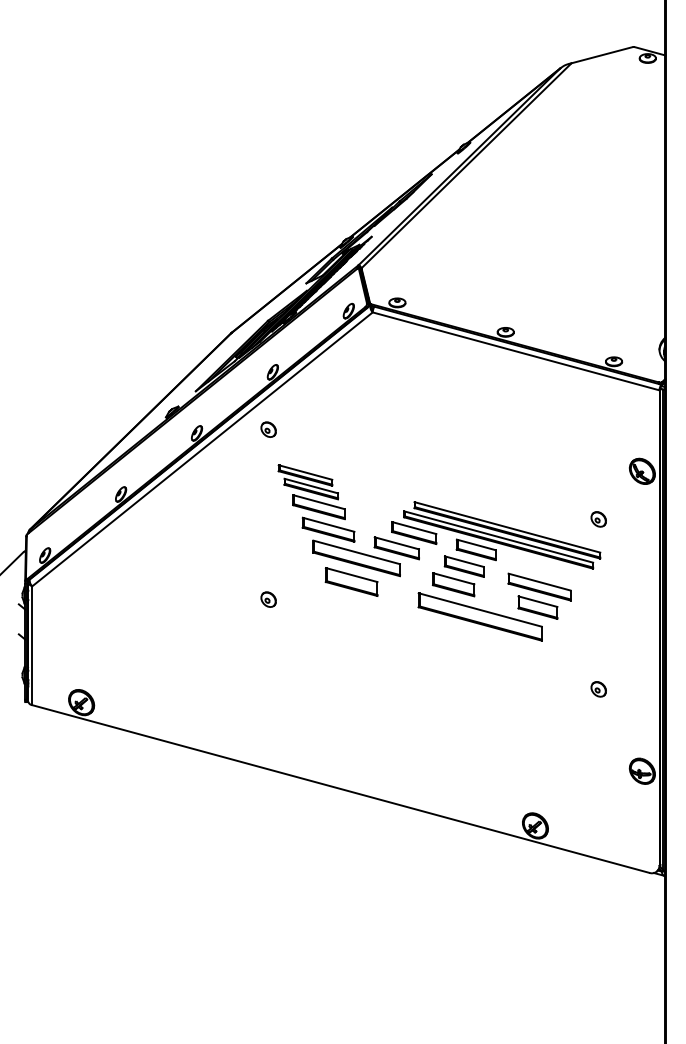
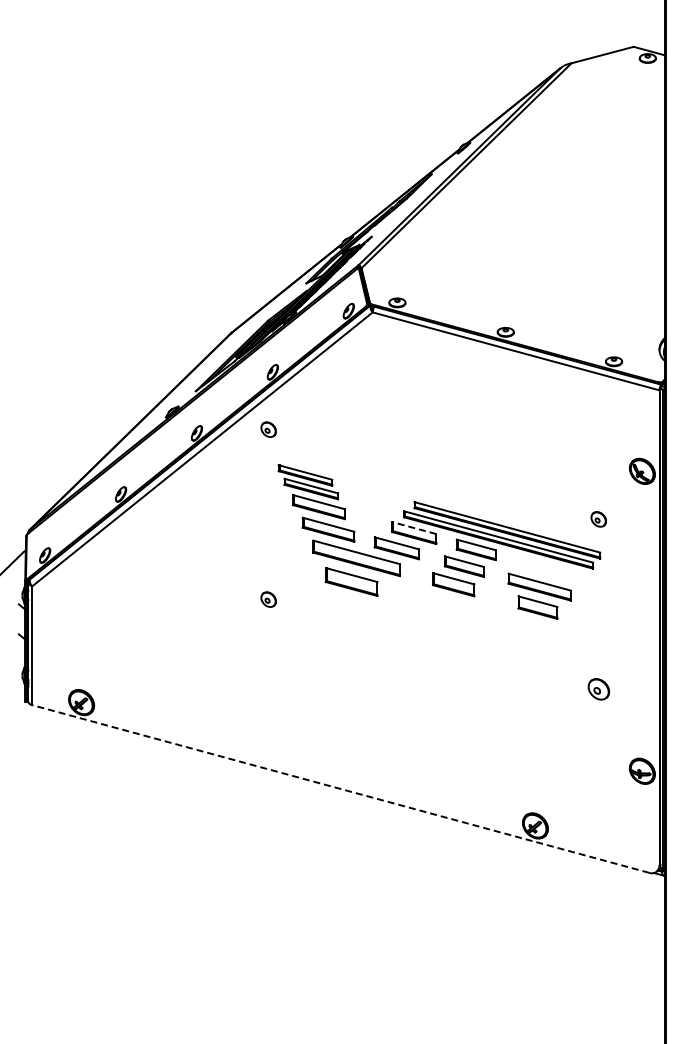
line: solid -> dashed (414, 528)
part: present -> none (479, 616)
part size: 17x17 px -> 23x23 px (598, 689)
line: solid -> dashed (340, 789)
